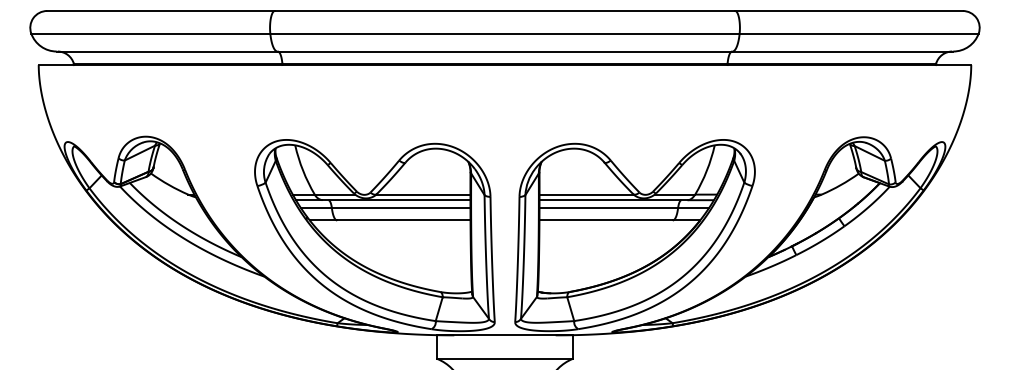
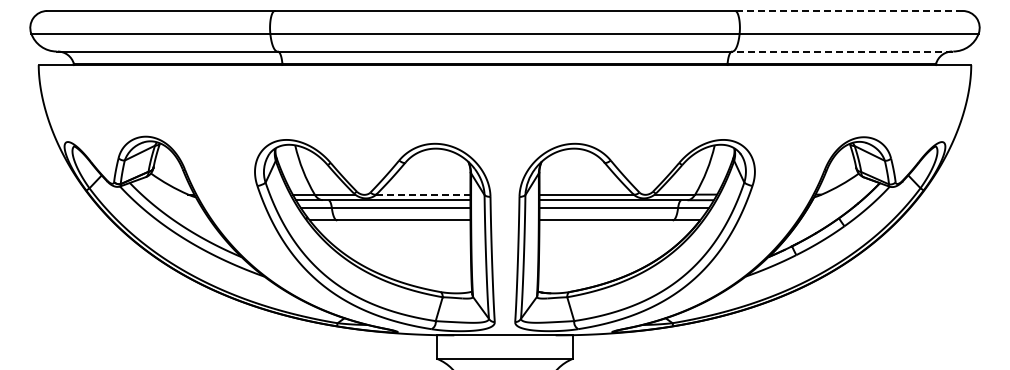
line: solid -> dashed (848, 10)
line: solid -> dashed (842, 51)
line: solid -> dashed (423, 194)
